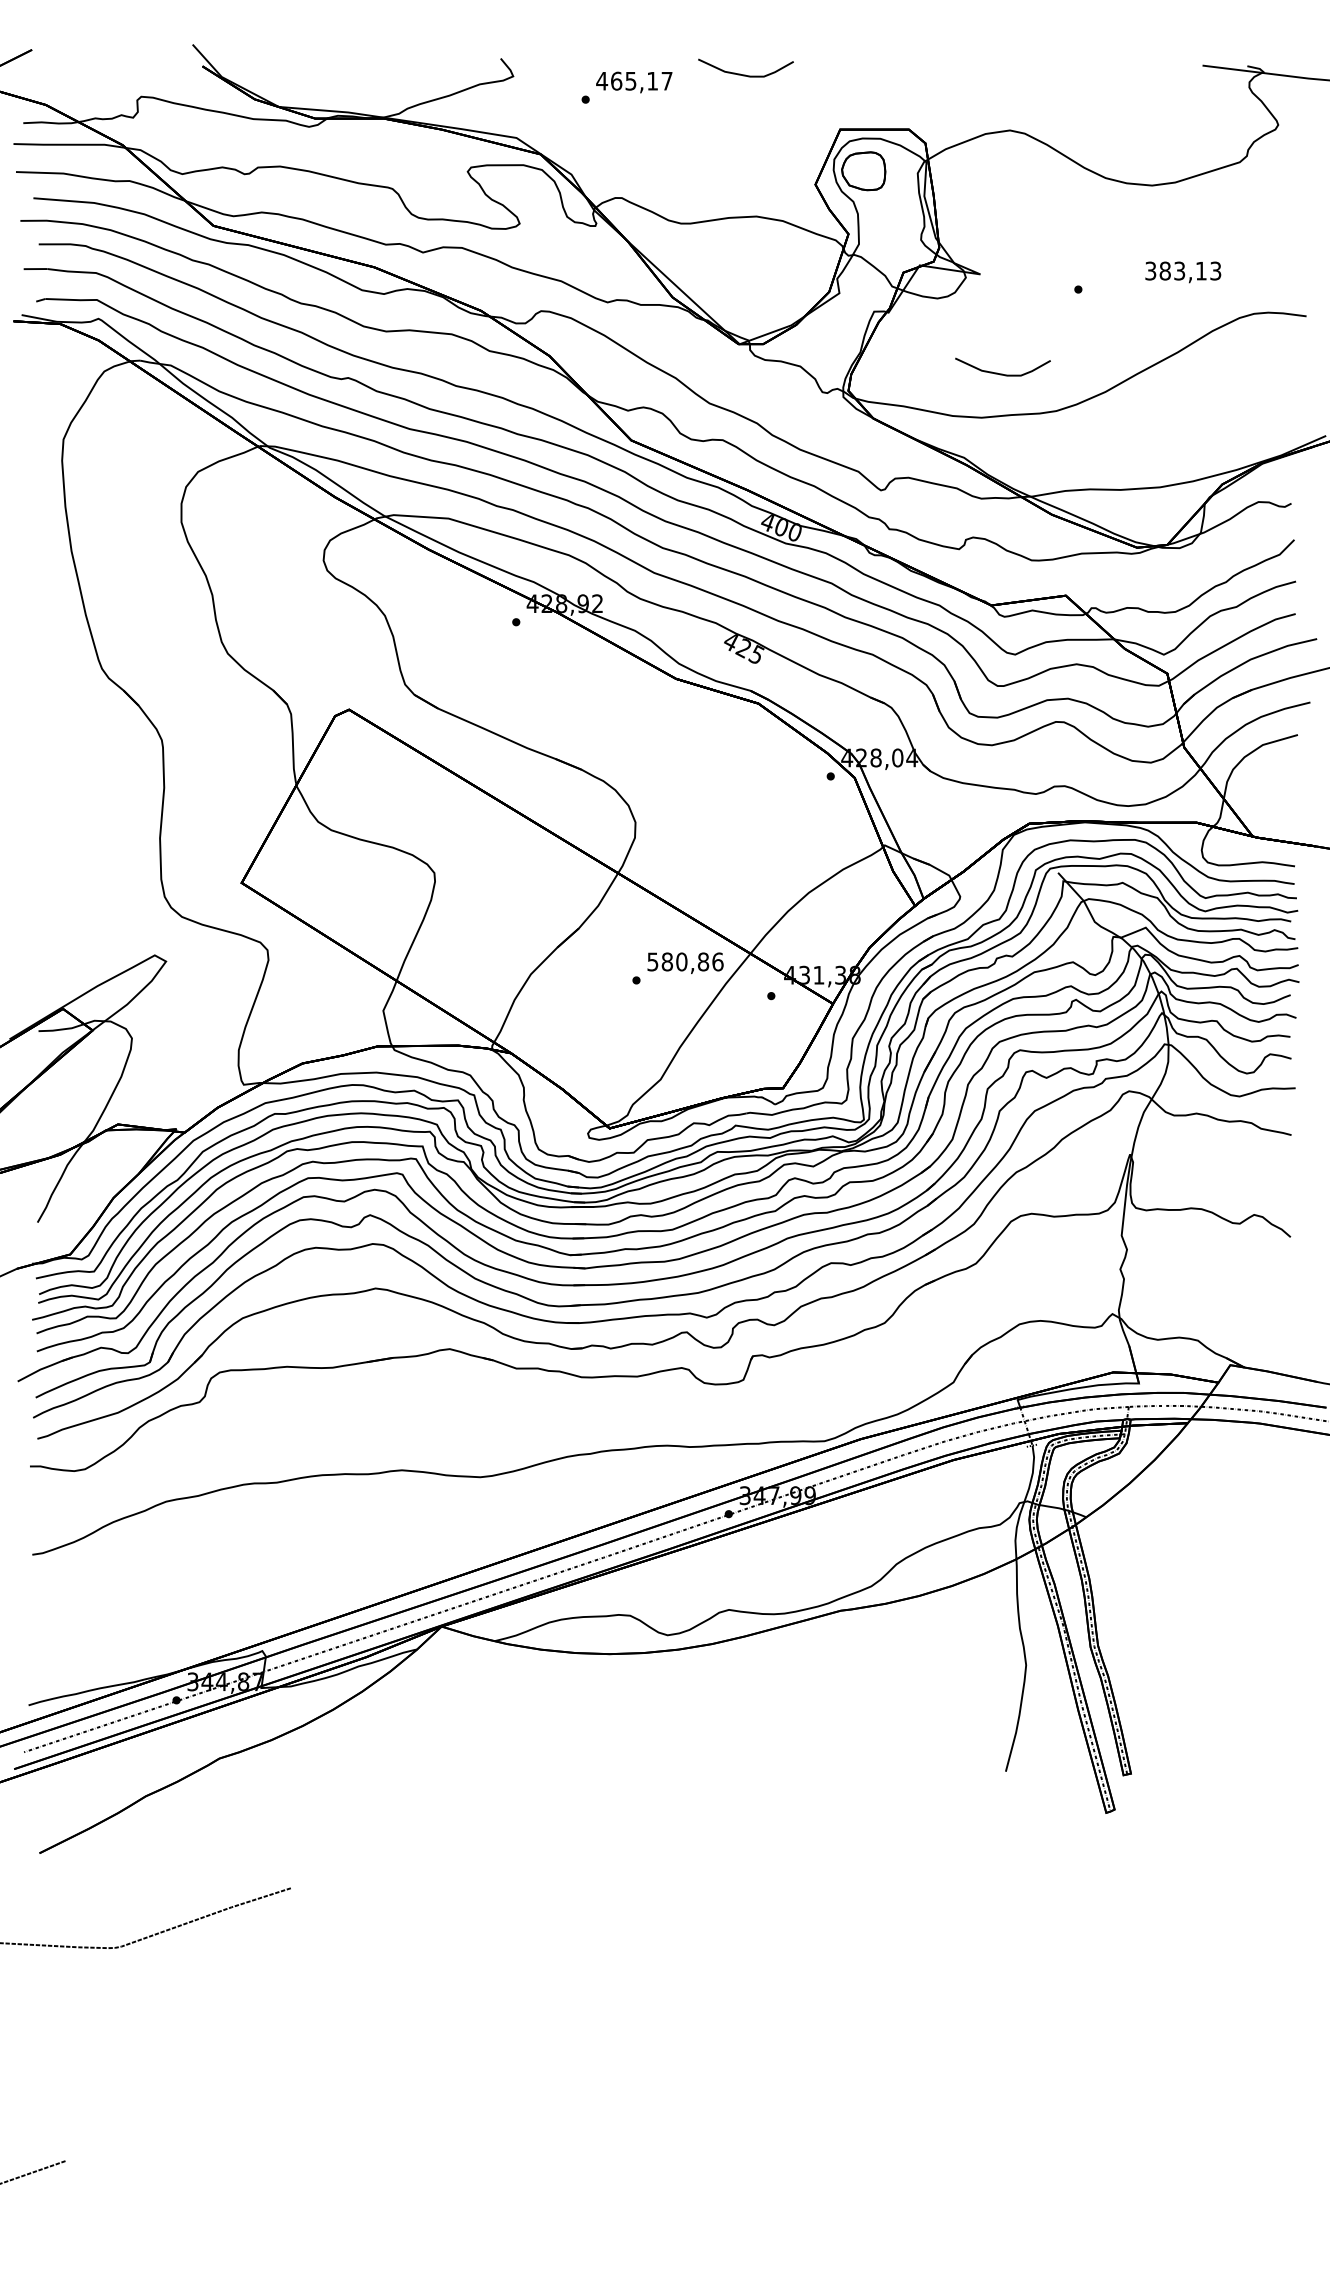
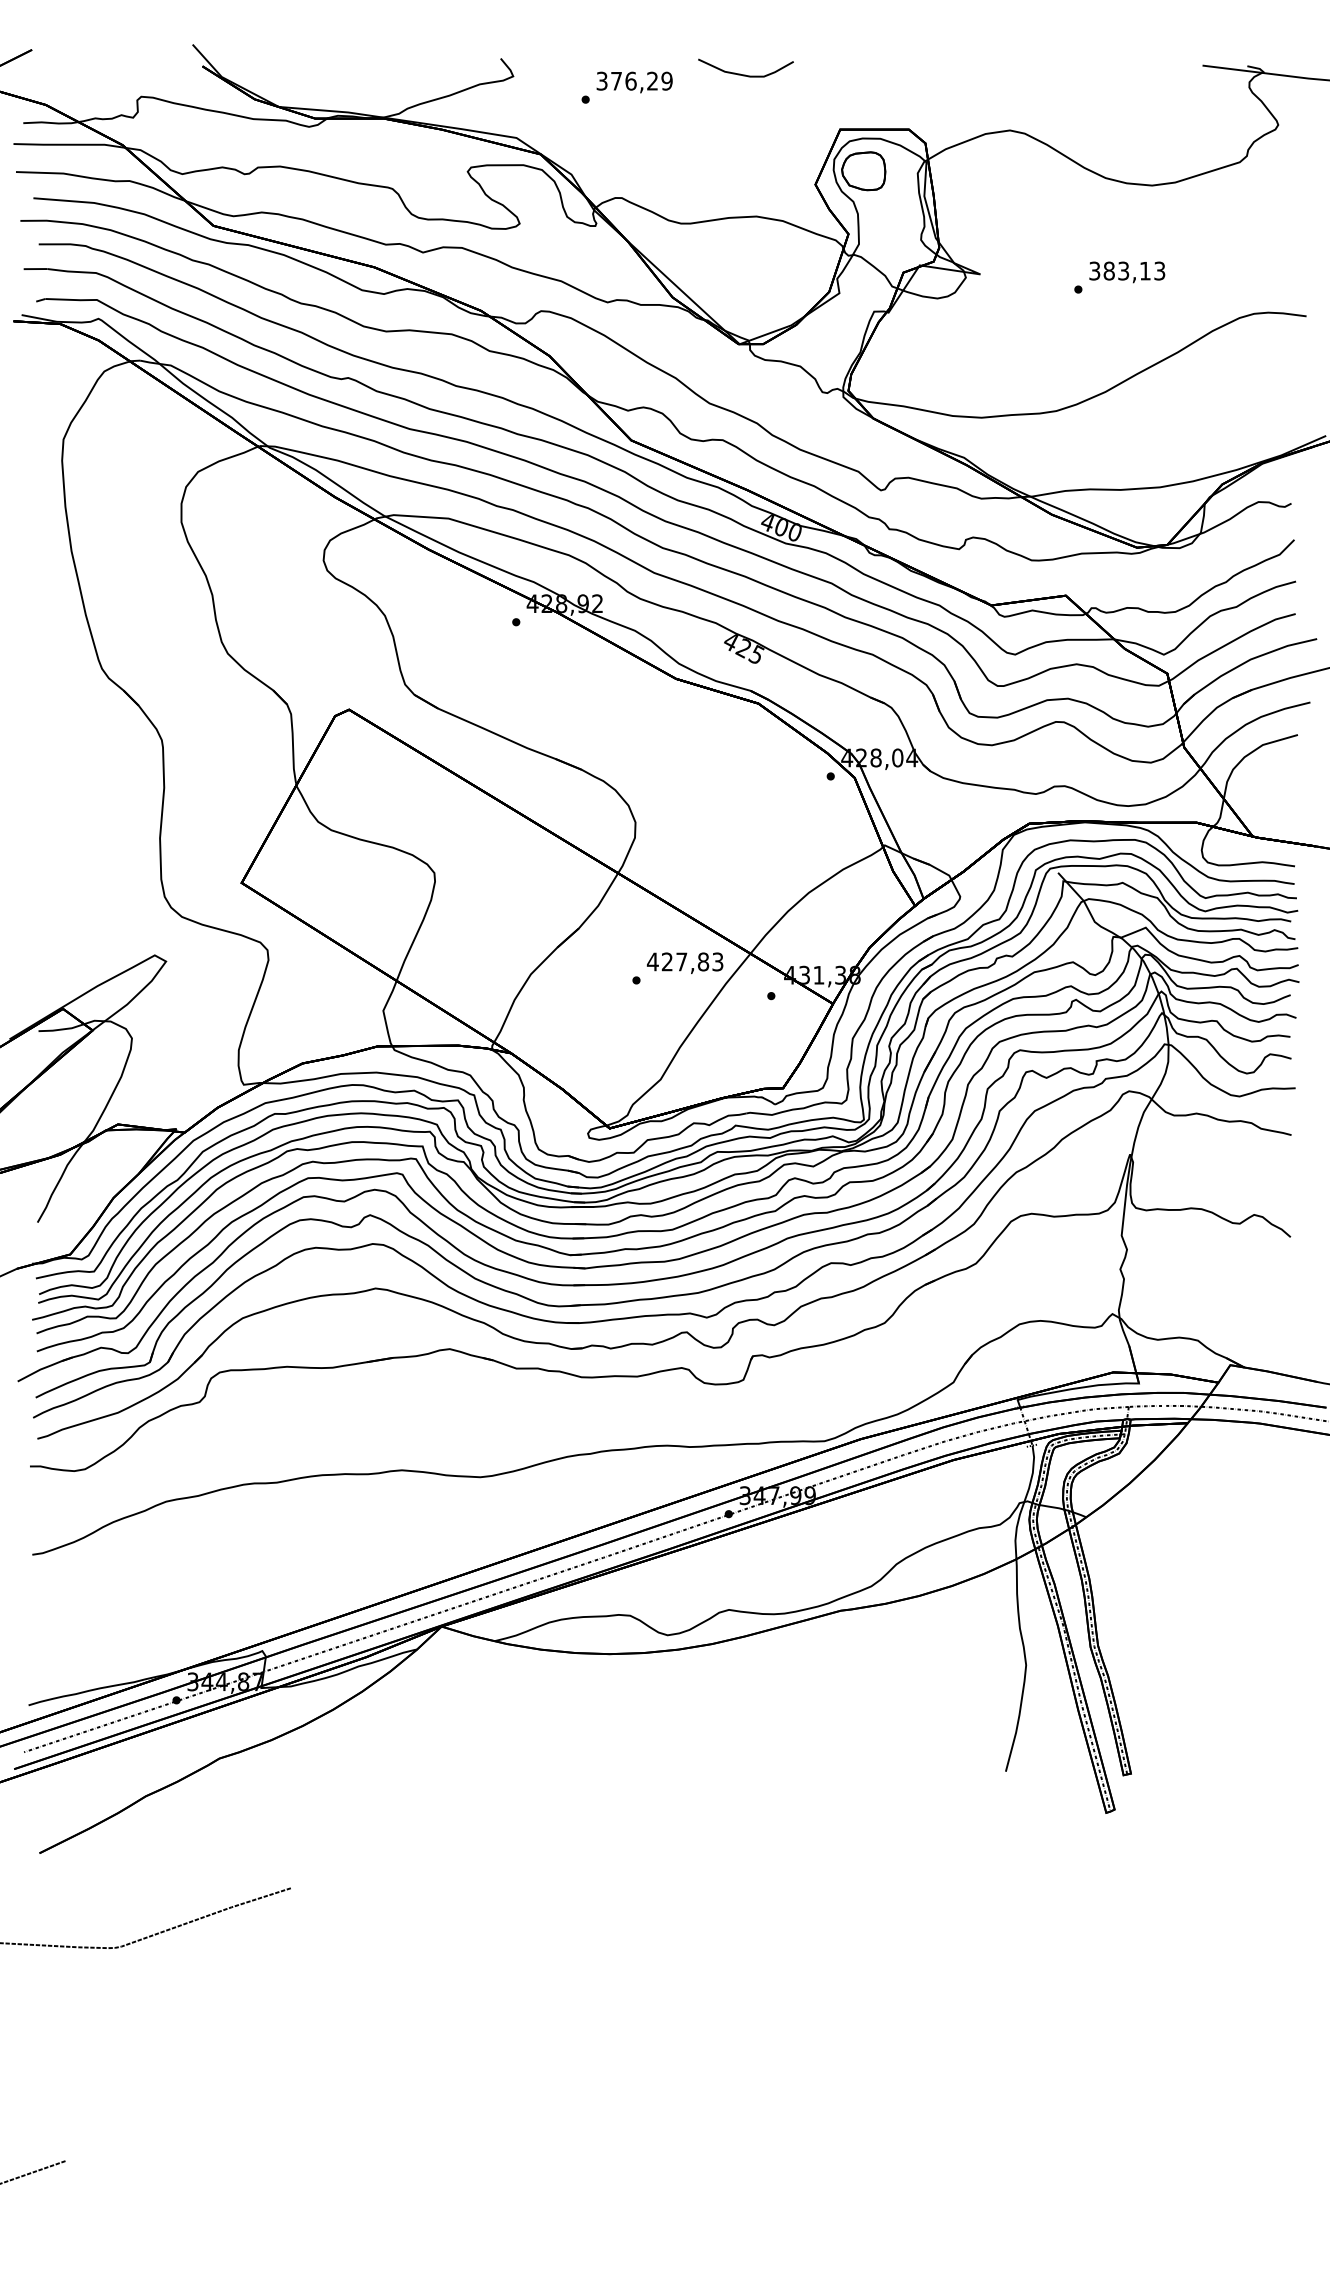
text: 465,17 -> 376,29 (634, 80)
text position: (1183, 272) -> (1127, 272) (1127, 272)
curve: present -> none (1002, 373)
text: 580,86 -> 427,83 (684, 961)
